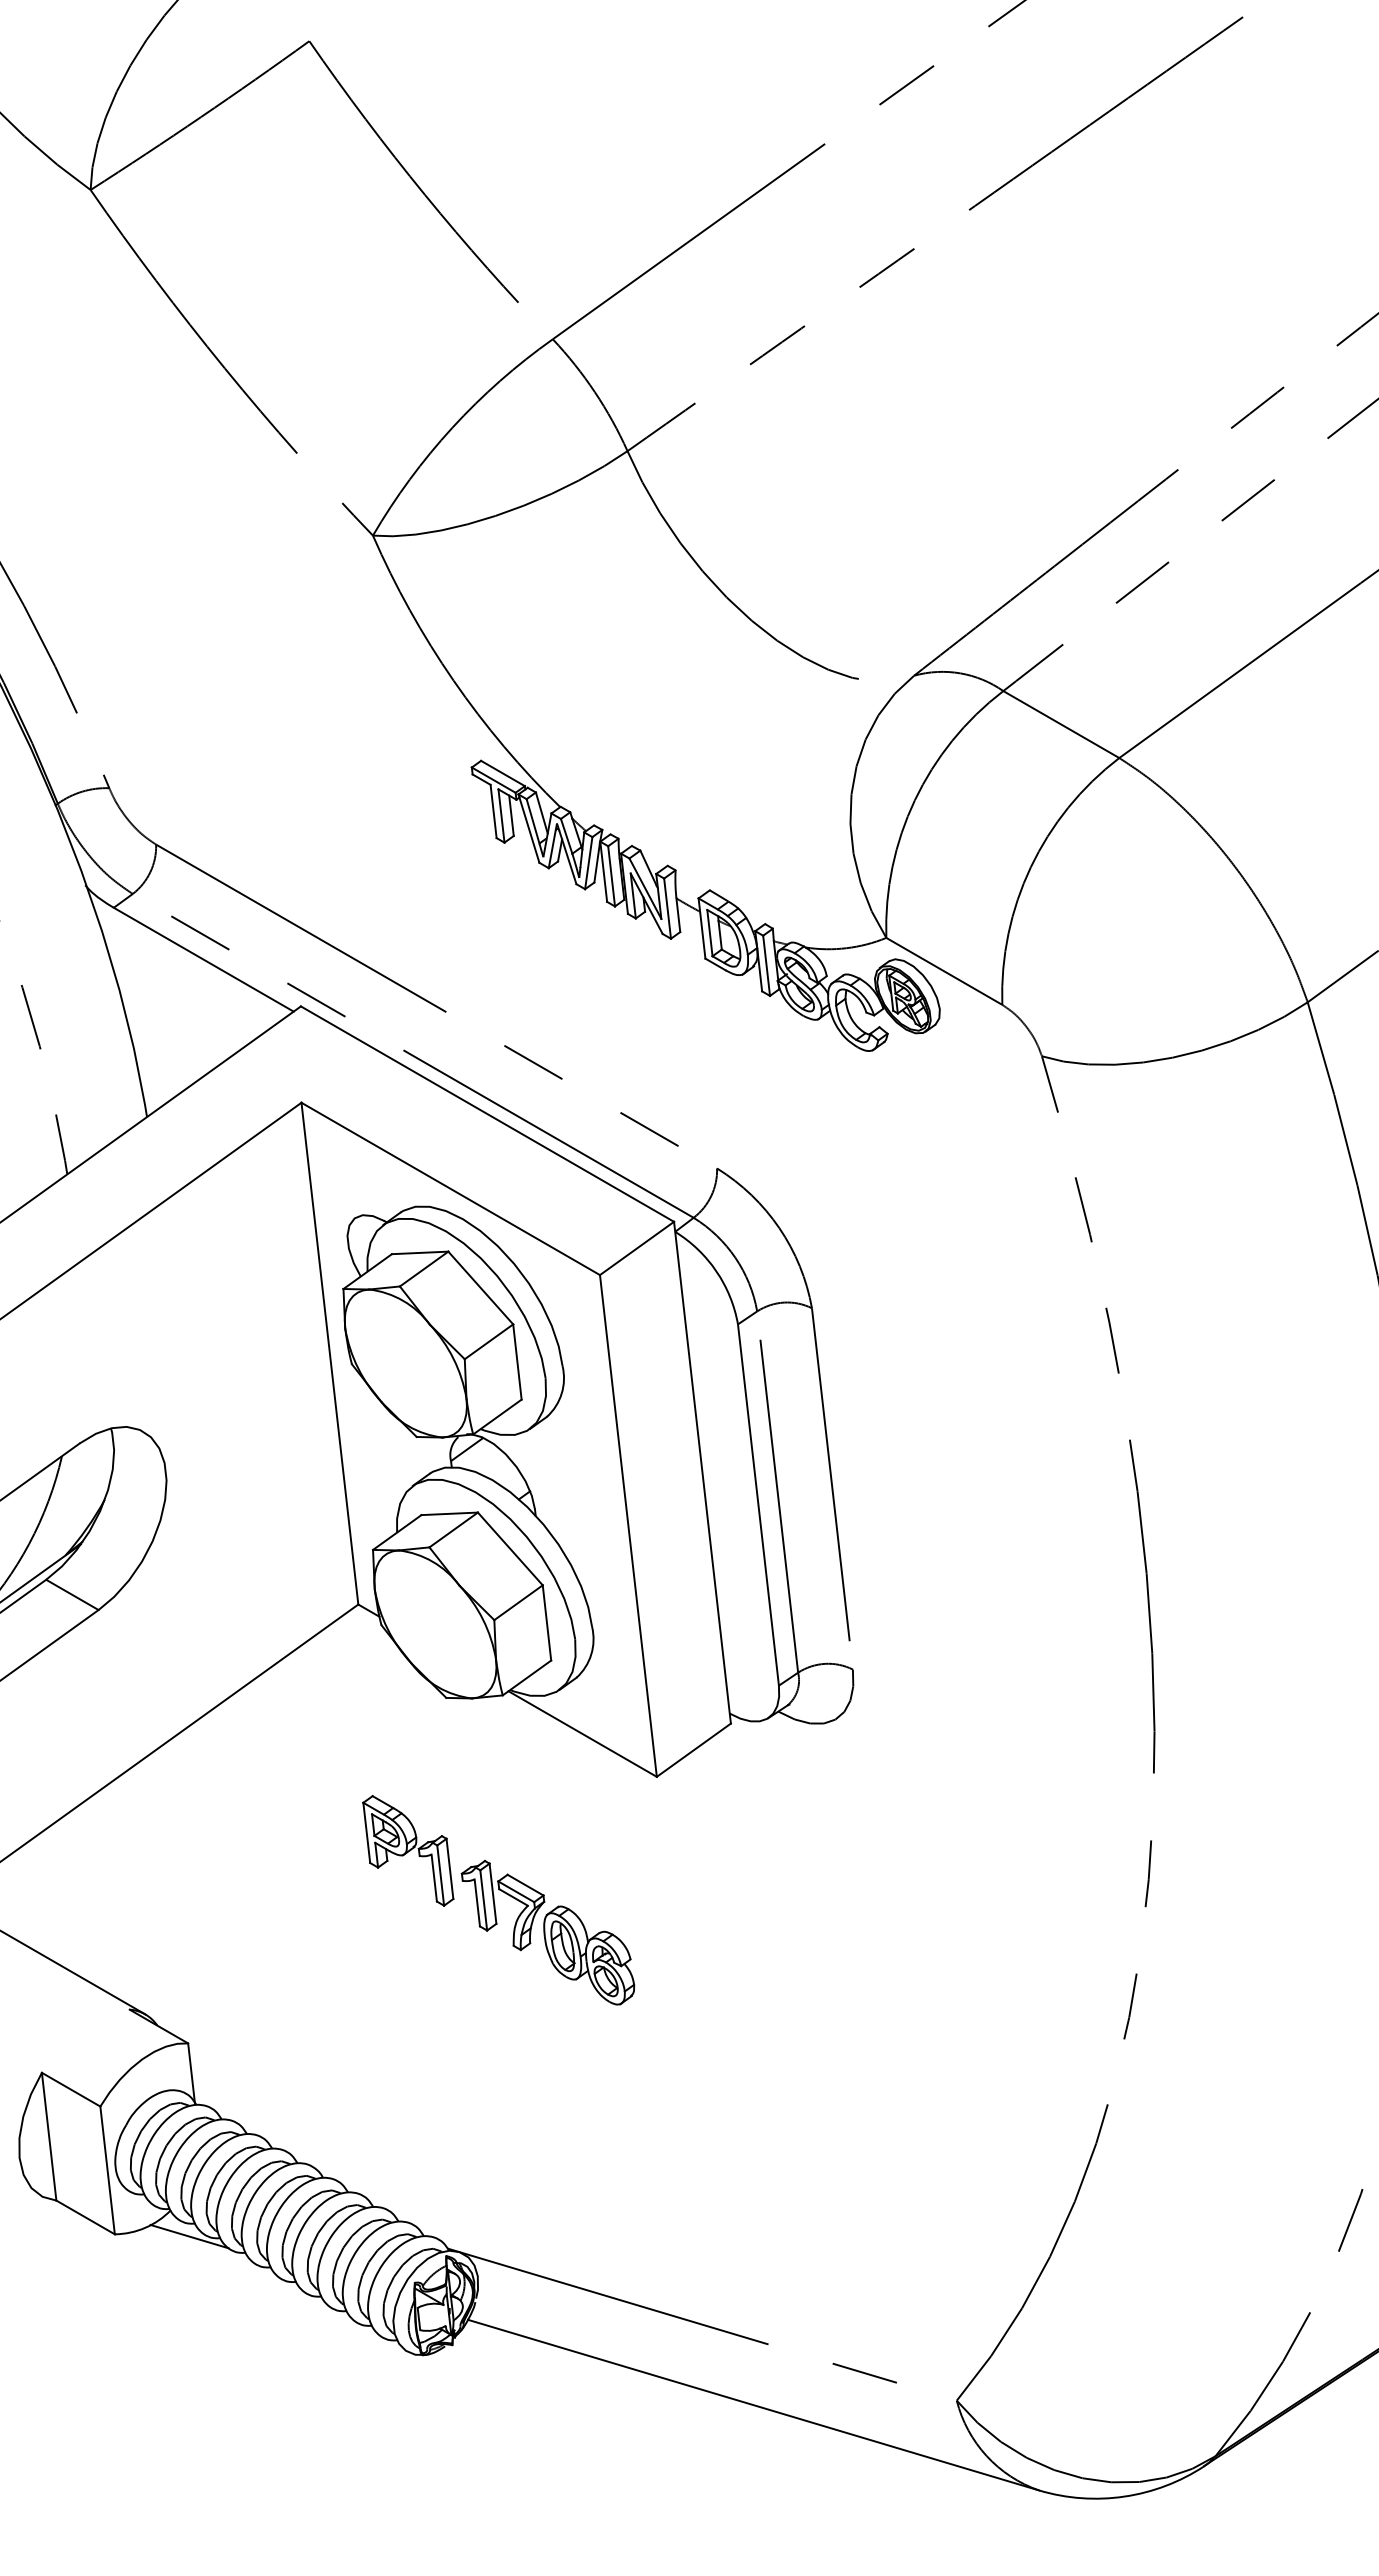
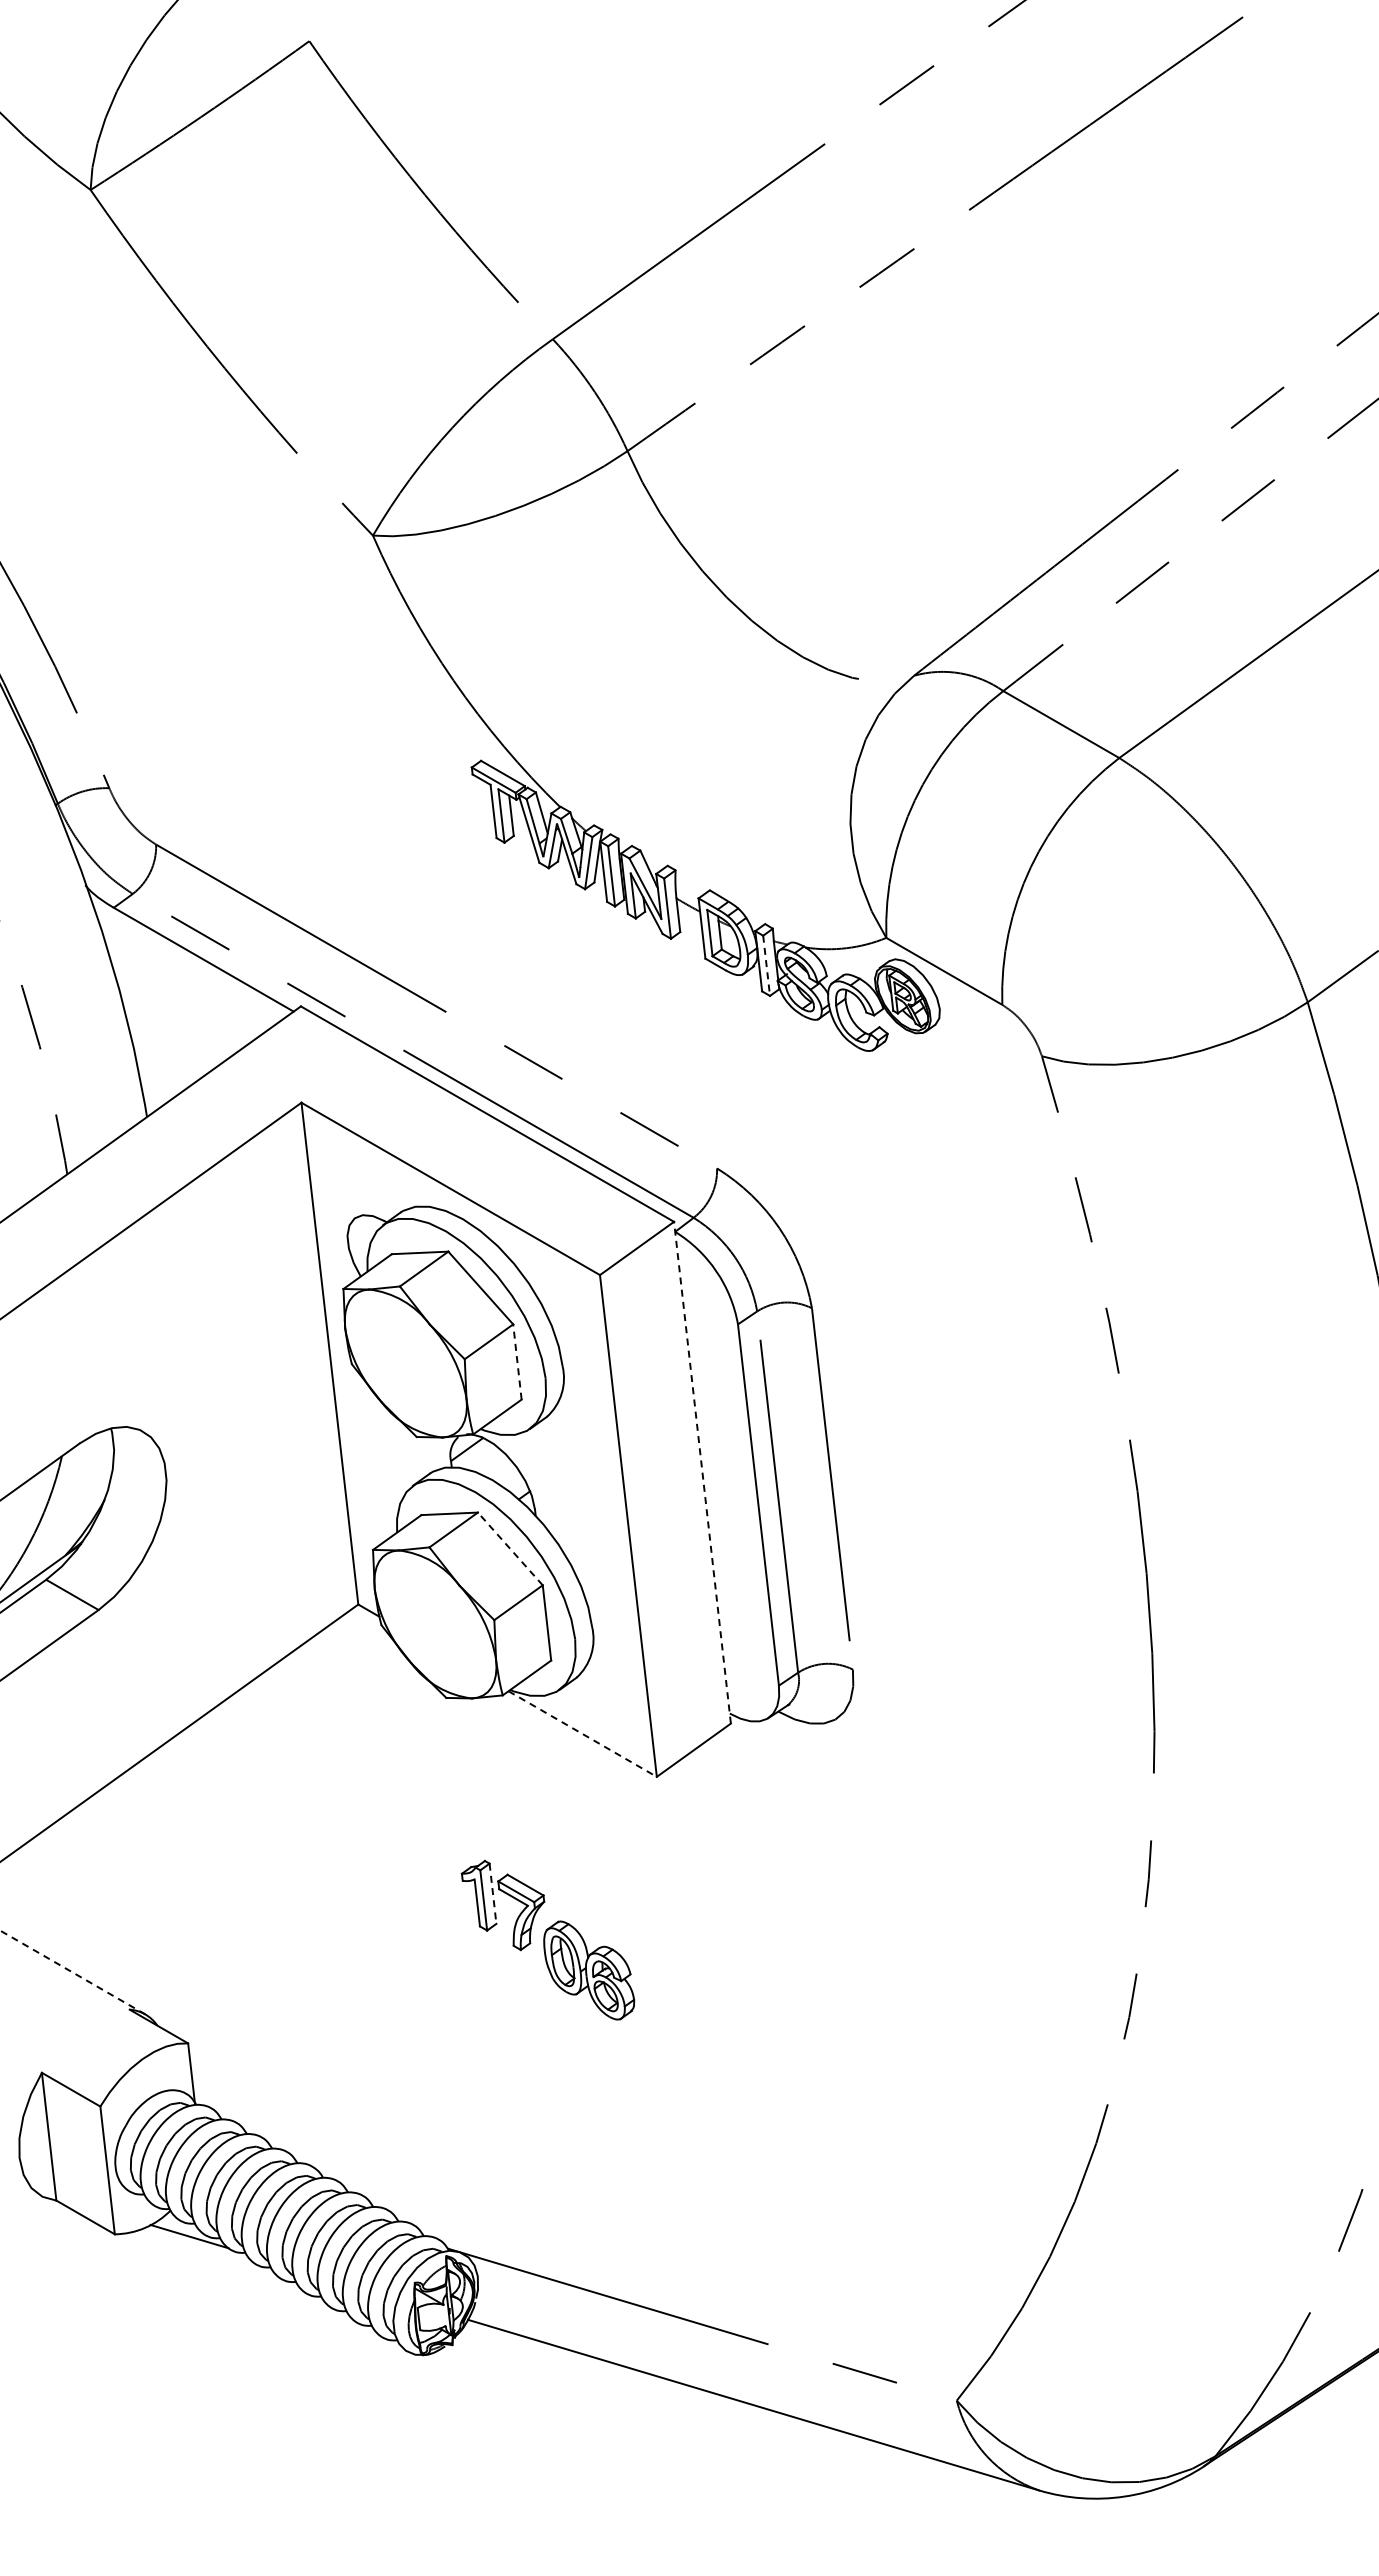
line: solid -> dashed (766, 966)
line: solid -> dashed (517, 1362)
line: solid -> dashed (702, 1472)
line: solid -> dashed (510, 1548)
line: solid -> dashed (582, 1734)
part: present -> none (408, 1850)
line: solid -> dashed (493, 1894)
part position: (589, 1955) -> (589, 1970) (589, 1970)
line: solid -> dashed (72, 1972)
